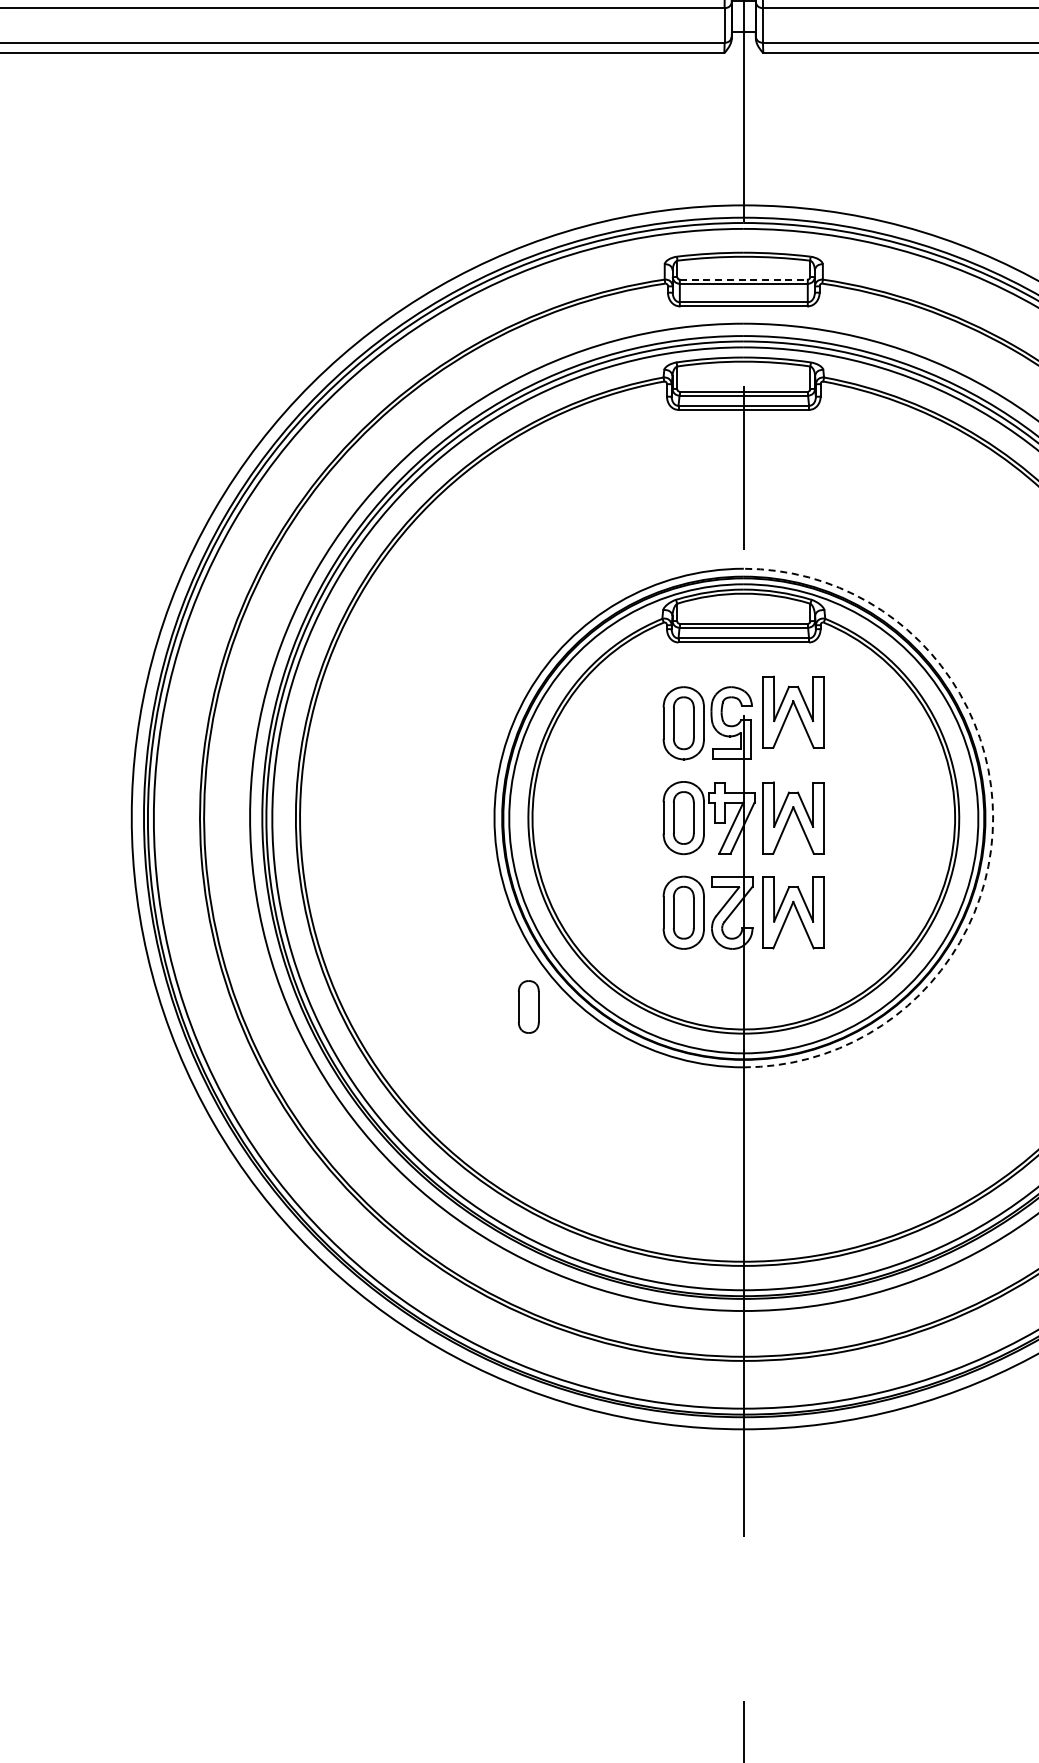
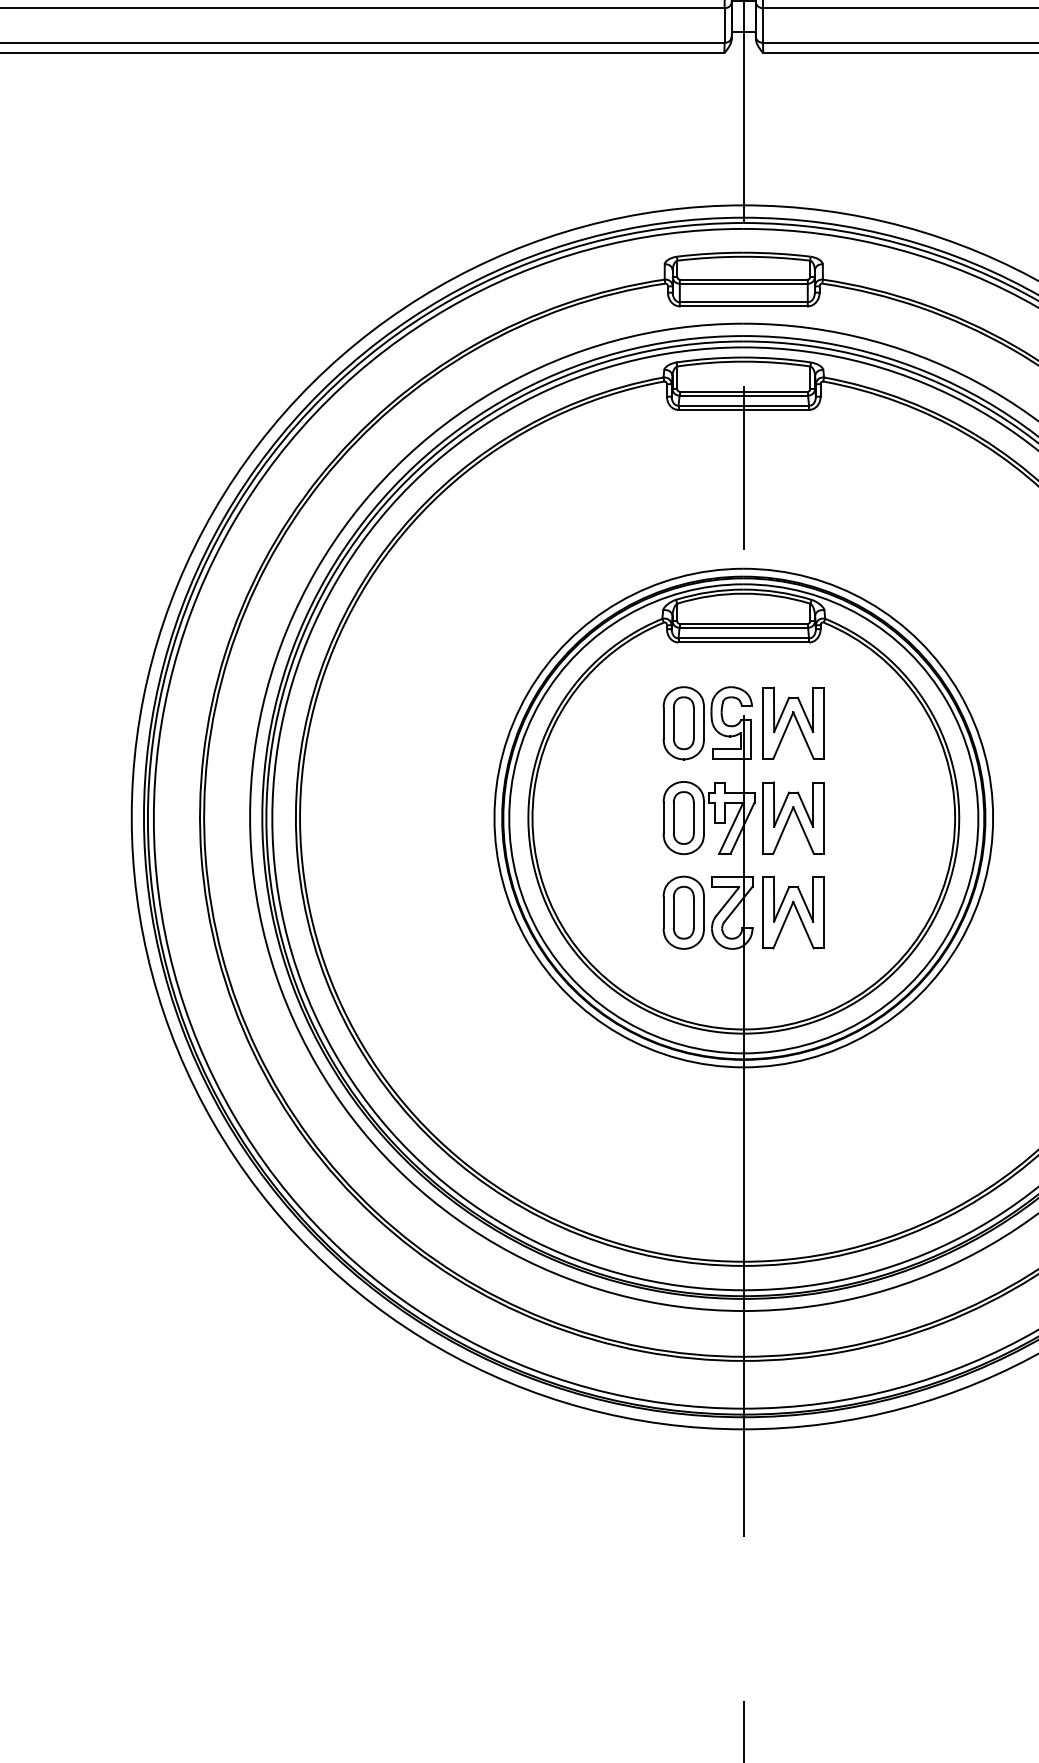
line: dashed -> solid (743, 279)
part position: (793, 711) -> (793, 722) (793, 722)
arc: dashed -> solid (993, 818)
part: present -> none (528, 1006)
